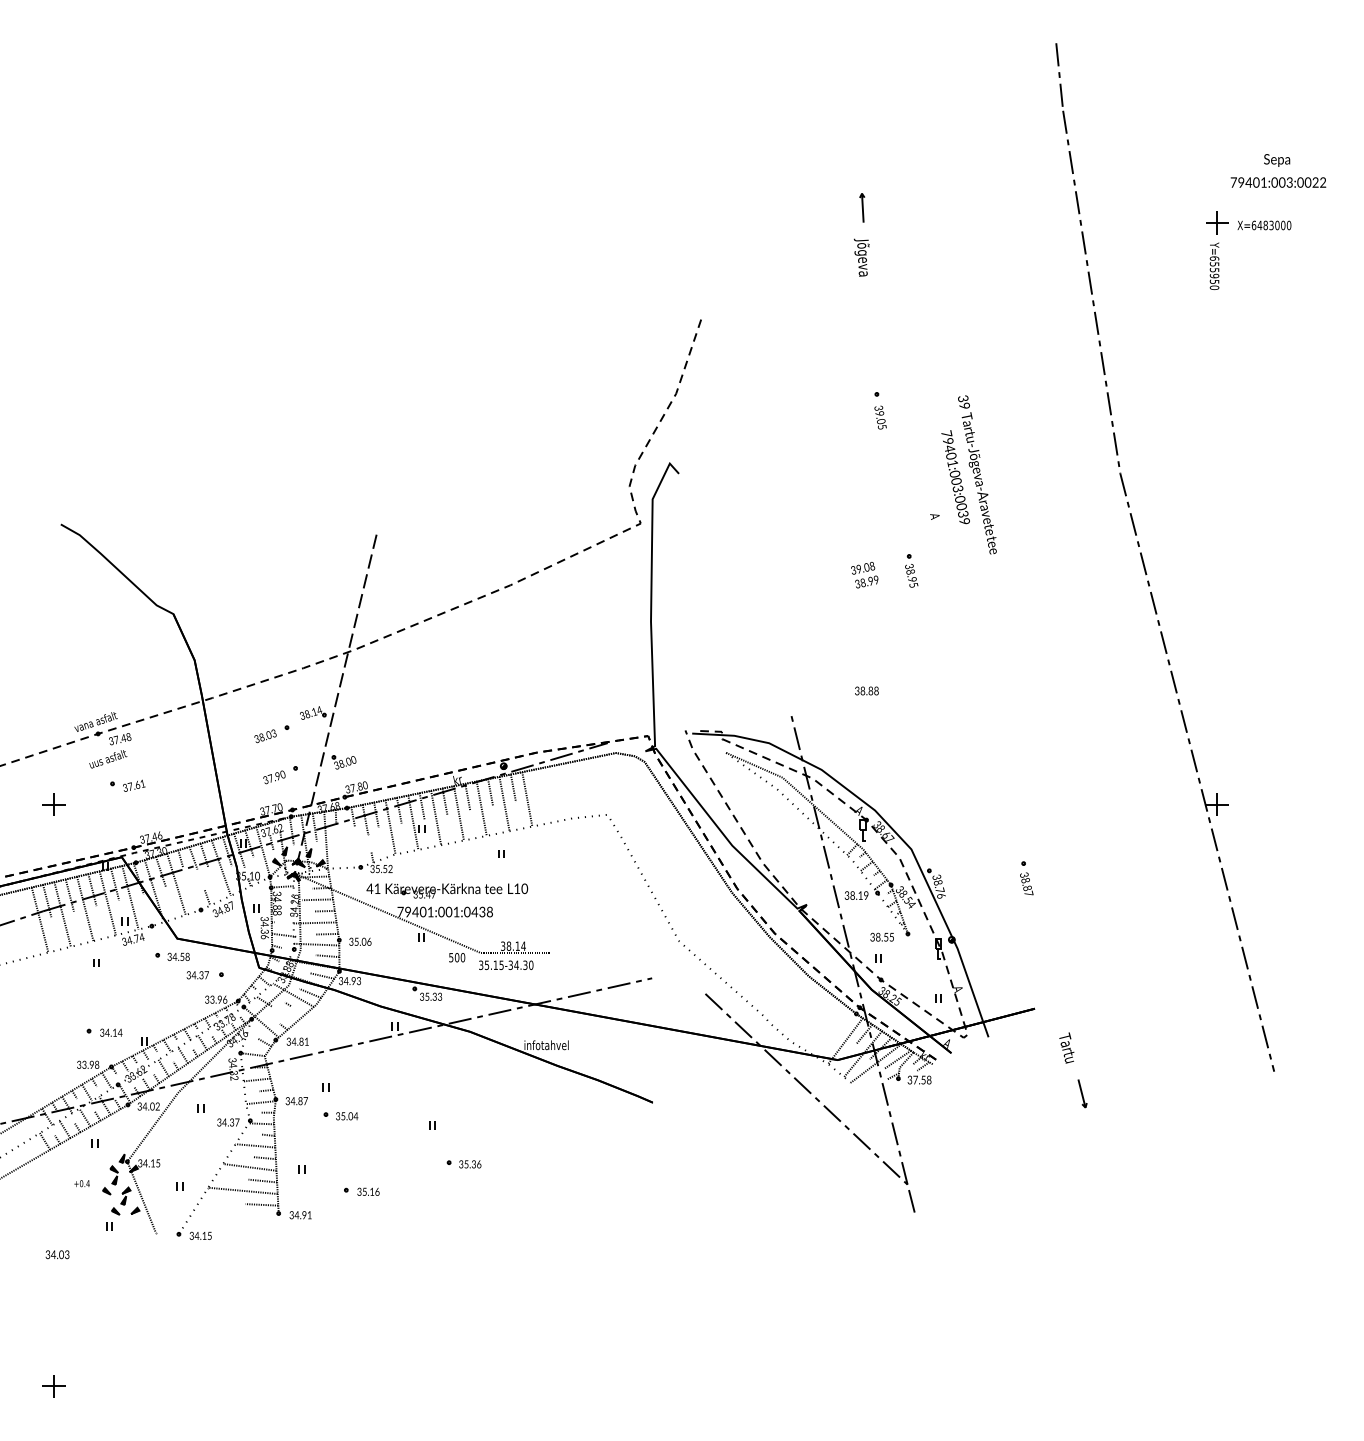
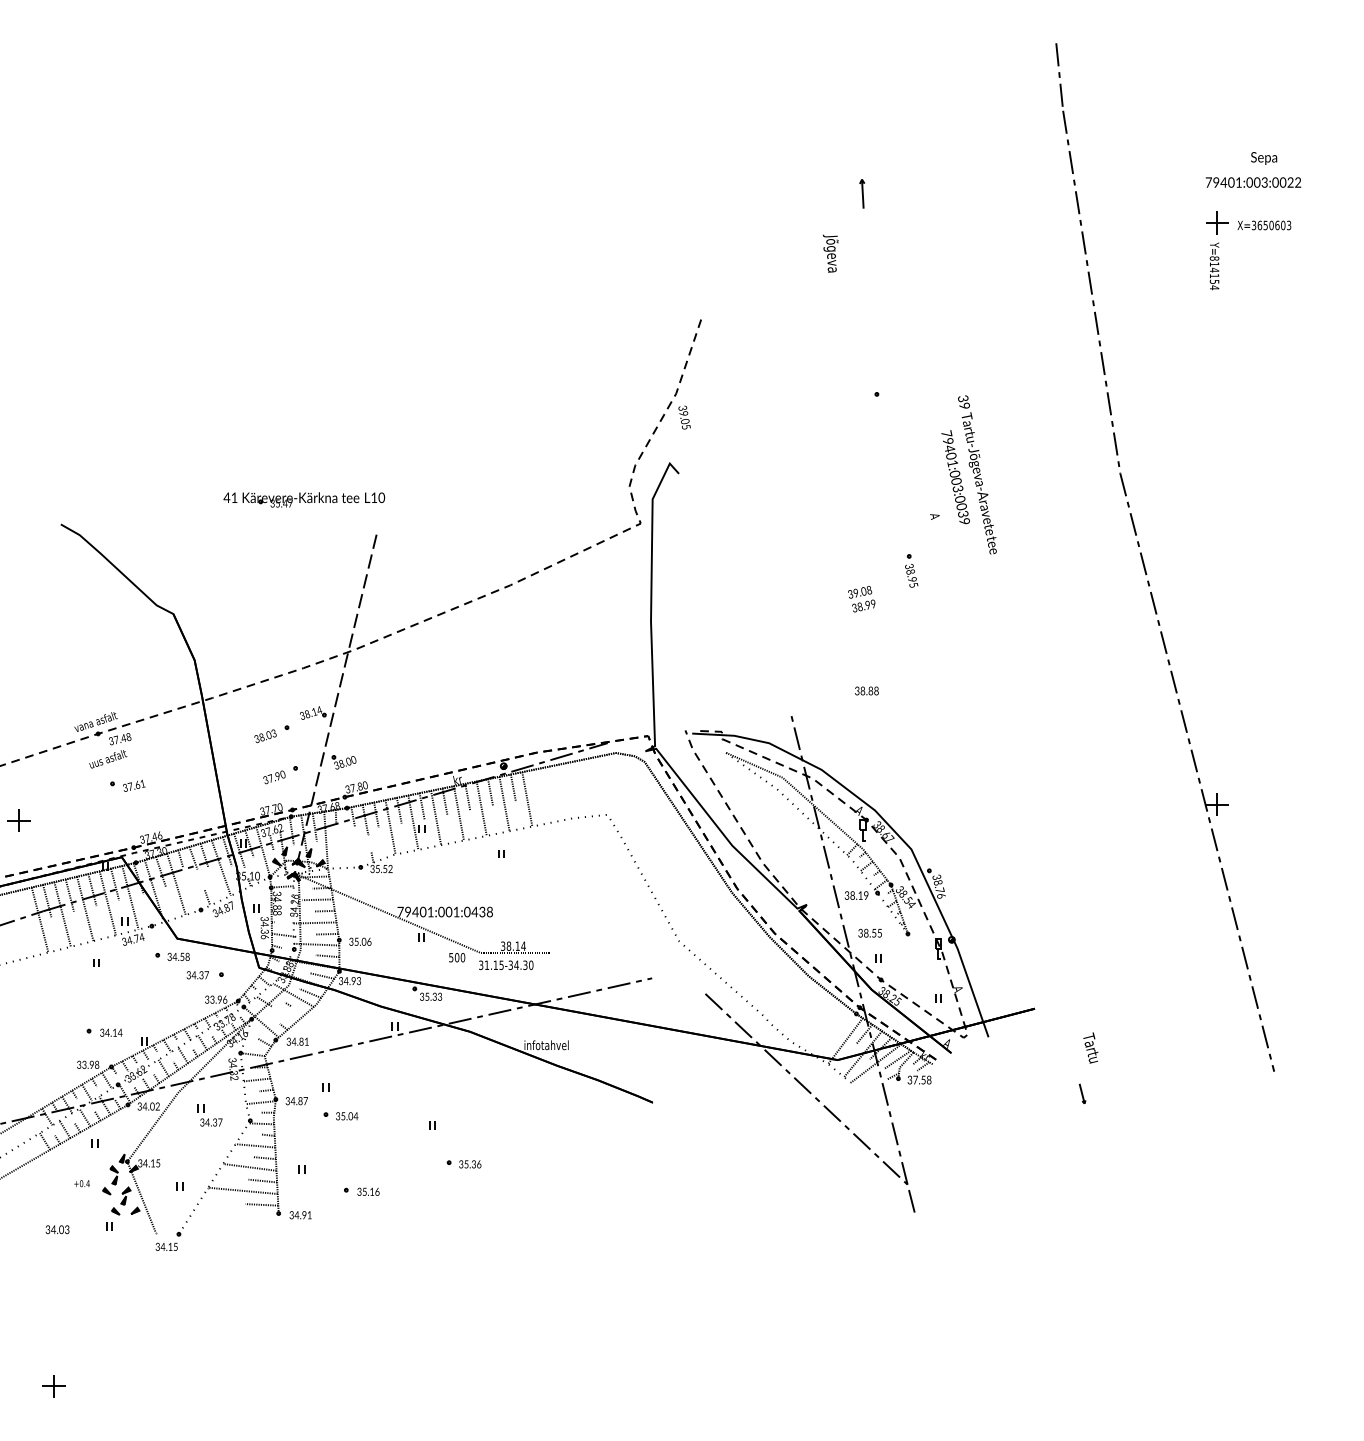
text position: (1277, 160) -> (1264, 158) (1264, 158)
text position: (1278, 182) -> (1253, 182) (1253, 182)
part position: (862, 207) -> (862, 193) (862, 193)
text: X=6483000 -> X=3650603 (1271, 225)
text position: (861, 257) -> (830, 253) (830, 253)
text: Y=655950 -> Y=814154 (1214, 273)
text position: (880, 417) -> (684, 417) (684, 417)
text position: (864, 575) -> (861, 599) (861, 599)
part position: (53, 804) -> (18, 820) (18, 820)
part: present -> none (1026, 878)
part position: (447, 890) -> (304, 499) (304, 499)
text position: (881, 936) -> (869, 932) (869, 932)
text: 35.15-34.30 -> 31.15-34.30 (486, 965)
text position: (1066, 1047) -> (1090, 1047) (1090, 1047)
part size: 11x30 px -> 9x21 px (1082, 1093)
text position: (228, 1122) -> (211, 1122) (211, 1122)
text position: (200, 1235) -> (166, 1246) (166, 1246)
text position: (57, 1254) -> (57, 1229) (57, 1229)
